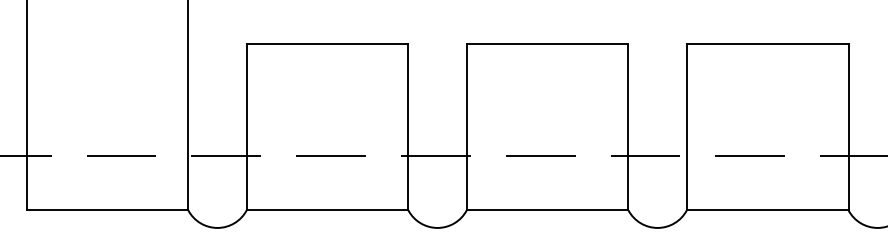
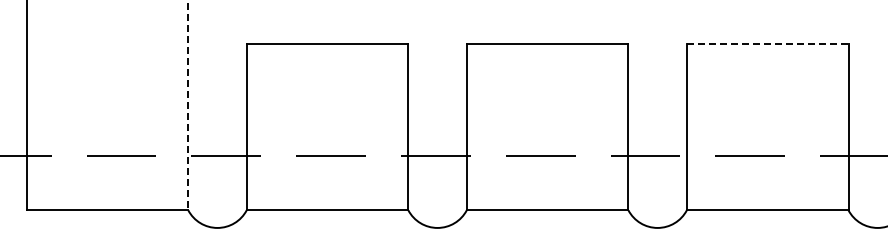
line: solid -> dashed (767, 44)
line: solid -> dashed (188, 105)
